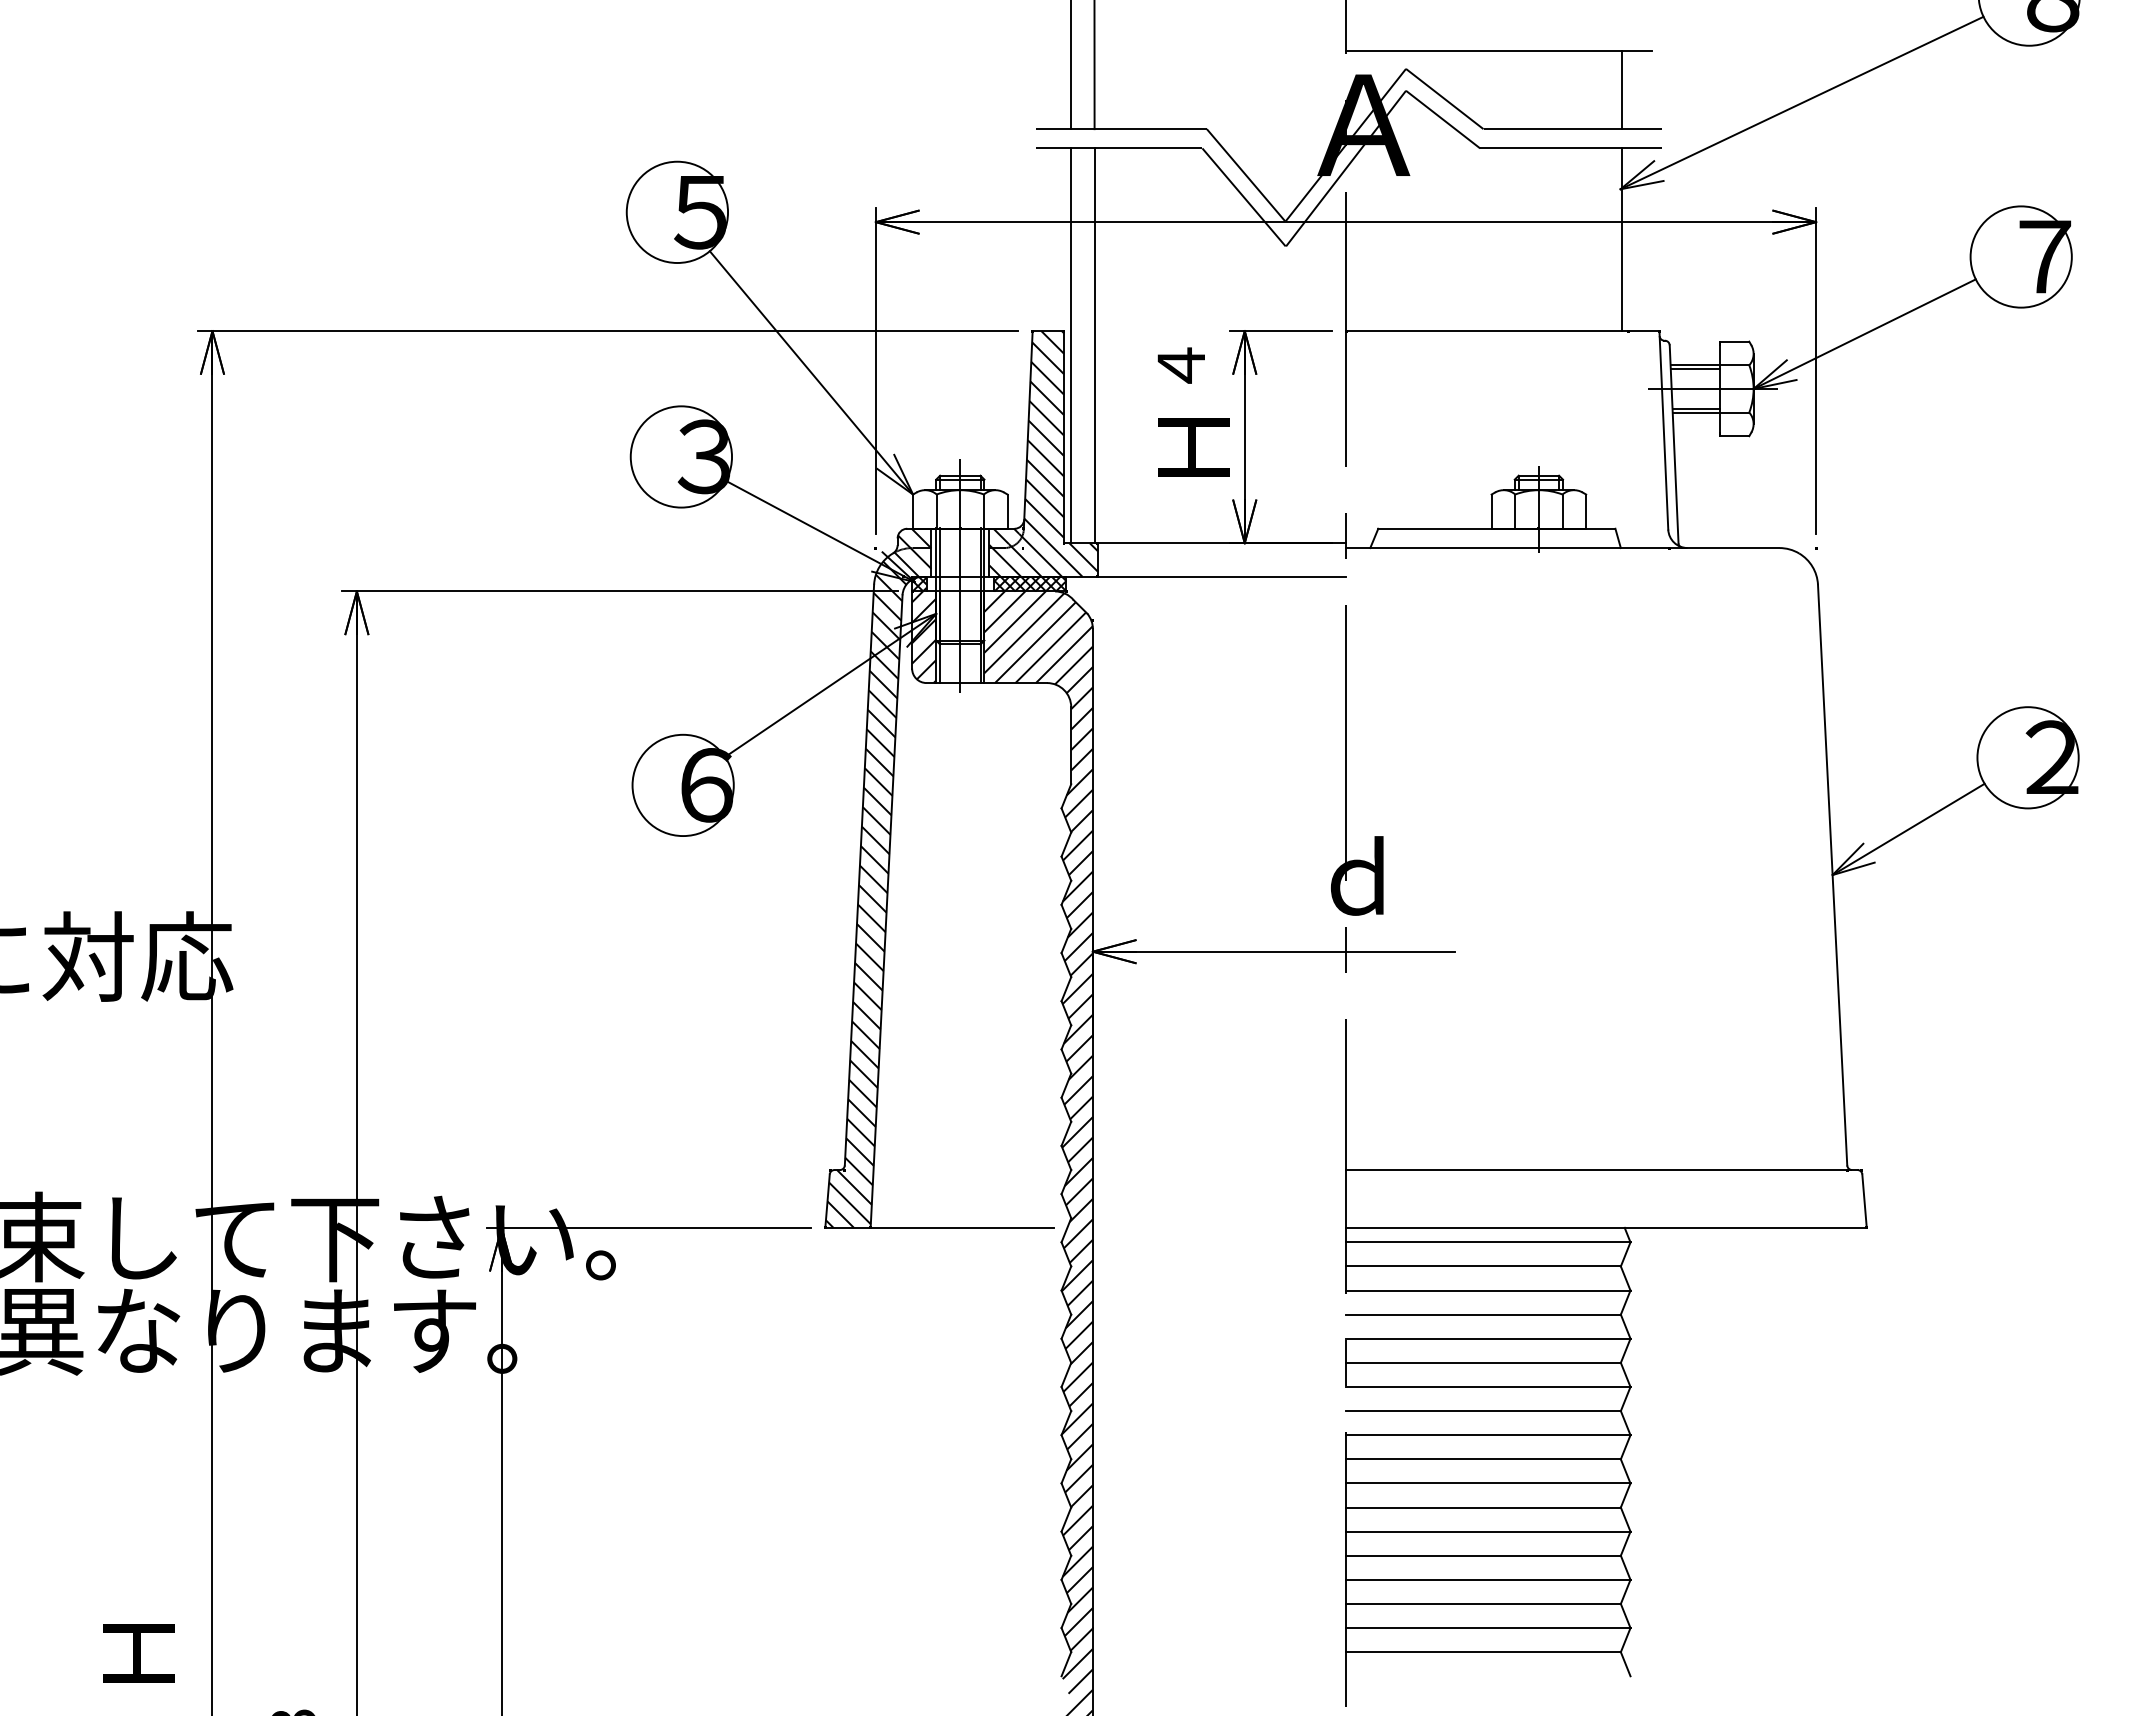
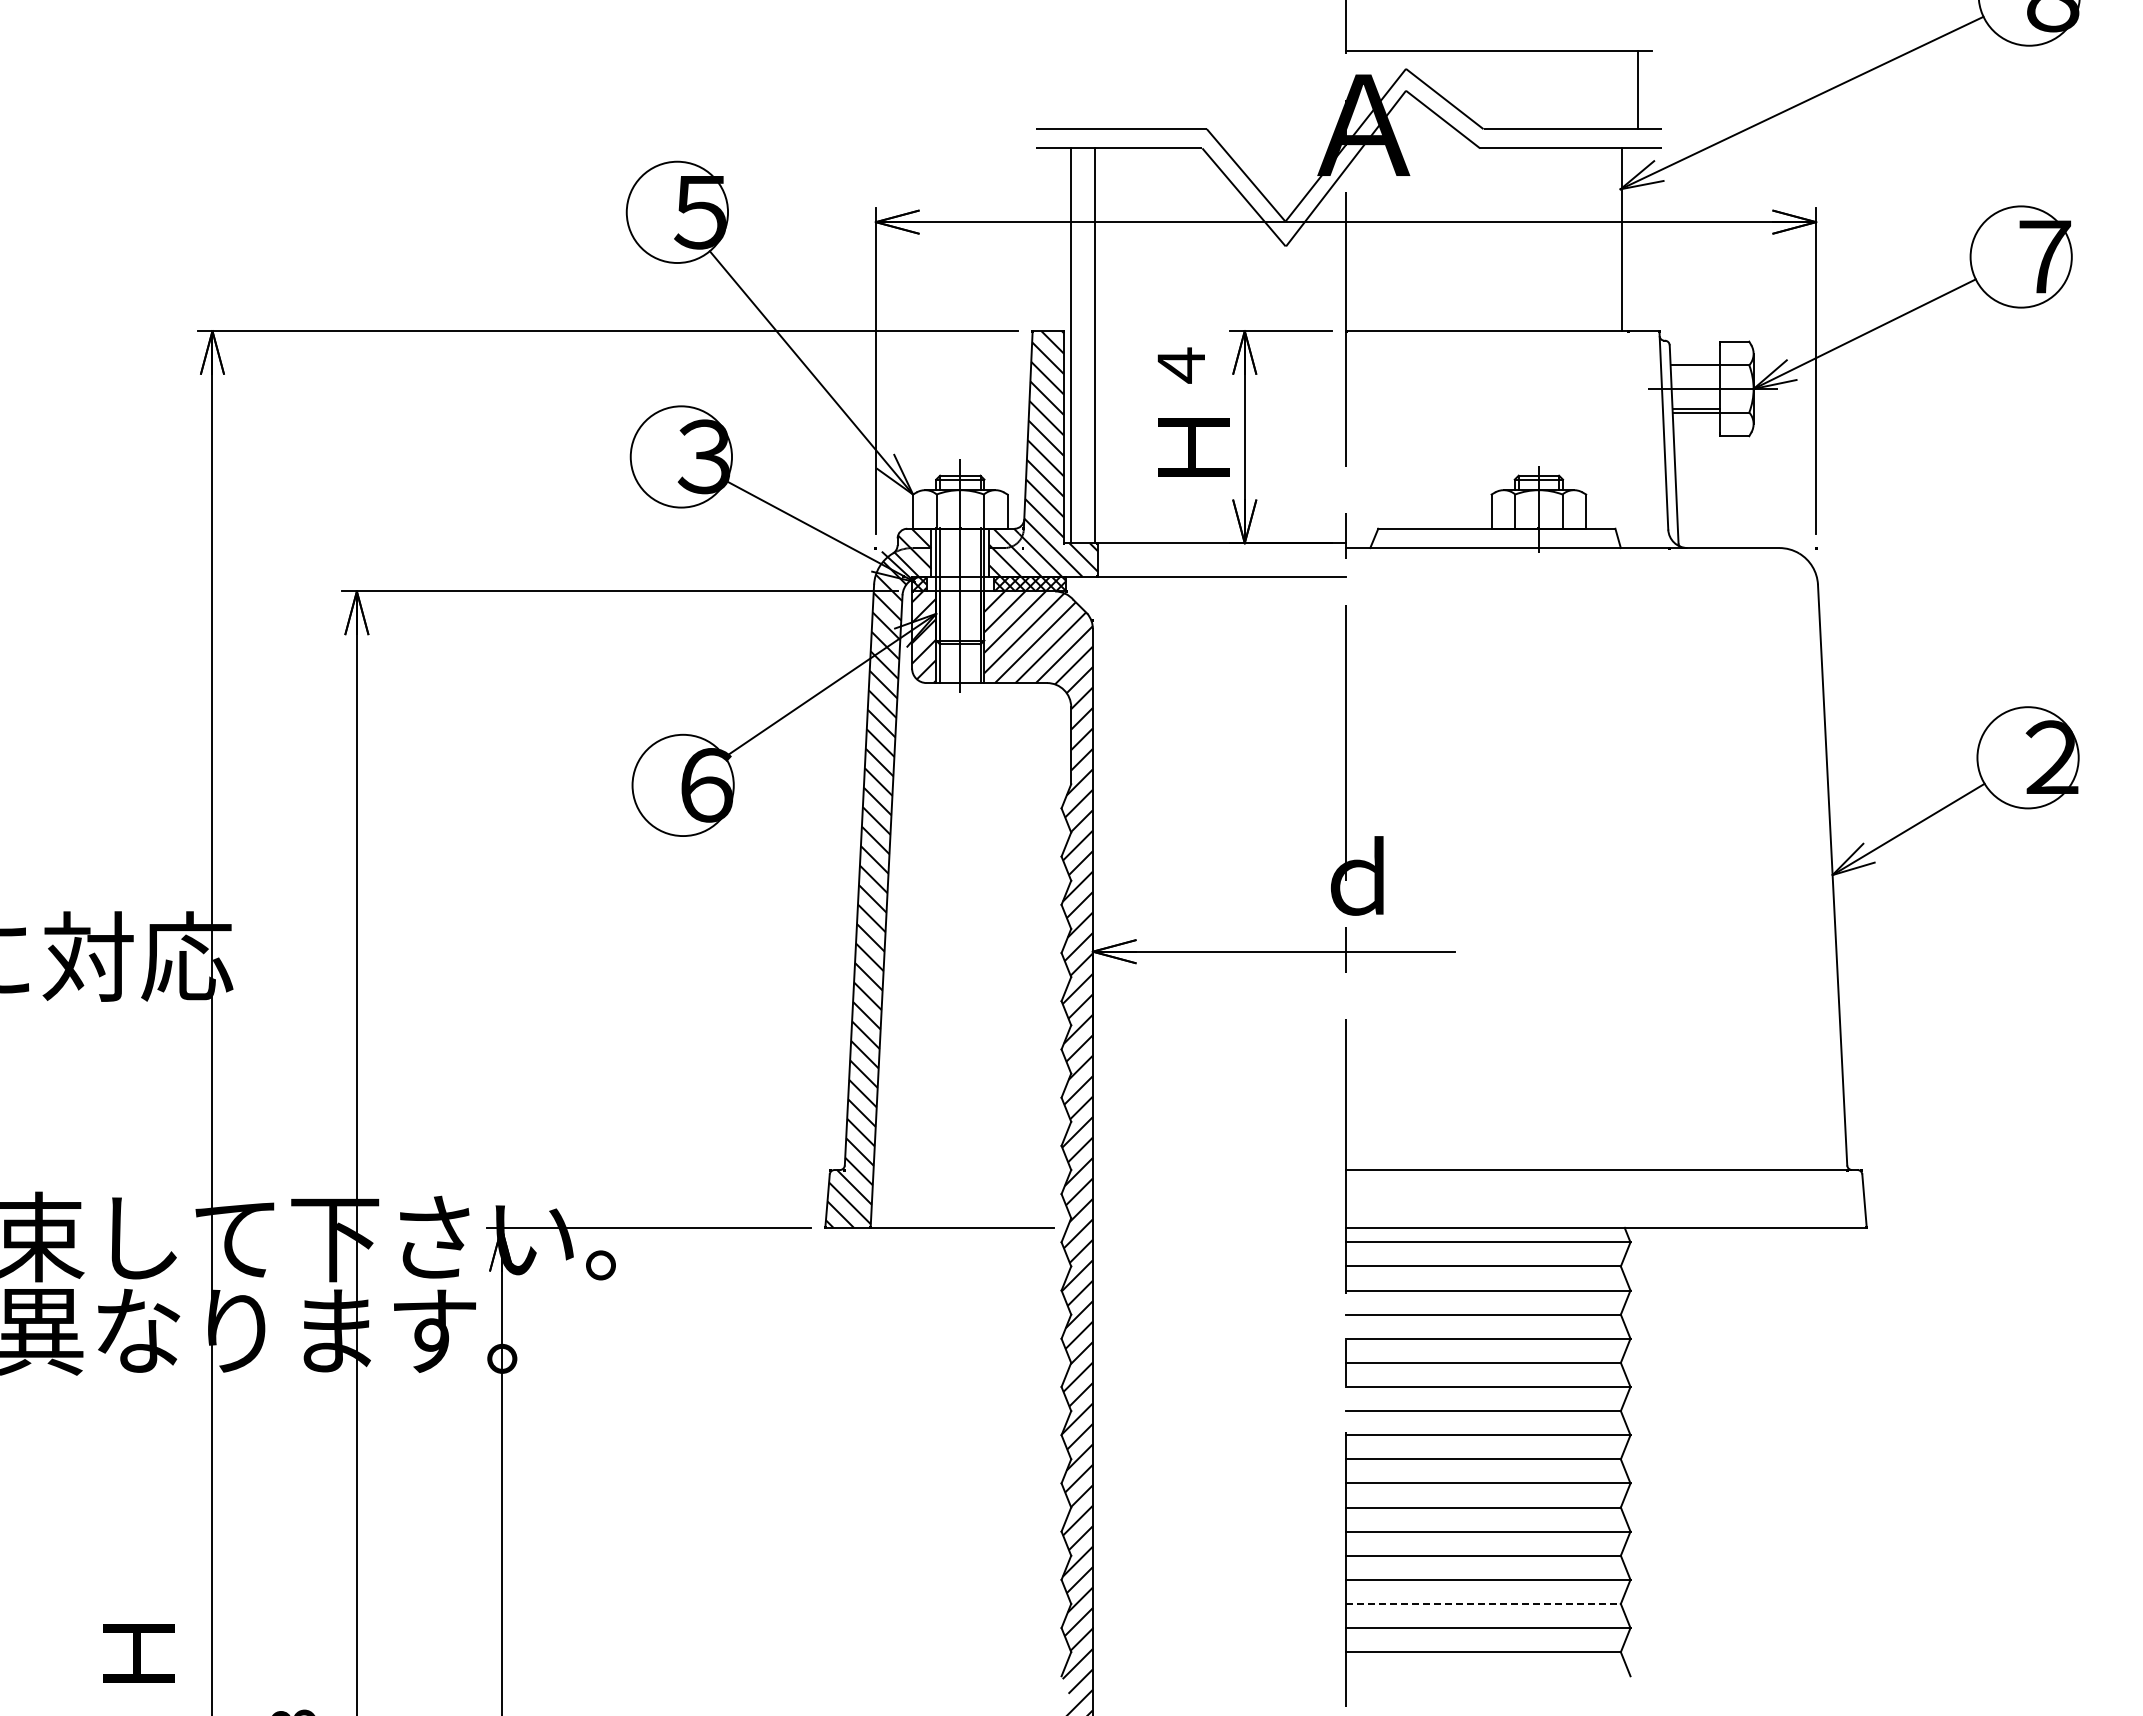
line: present -> none (1070, 65)
line: present -> none (1094, 65)
line position: (1621, 90) -> (1637, 90) (1637, 90)
line: present -> none (1694, 368)
line: solid -> dashed (1483, 1603)
